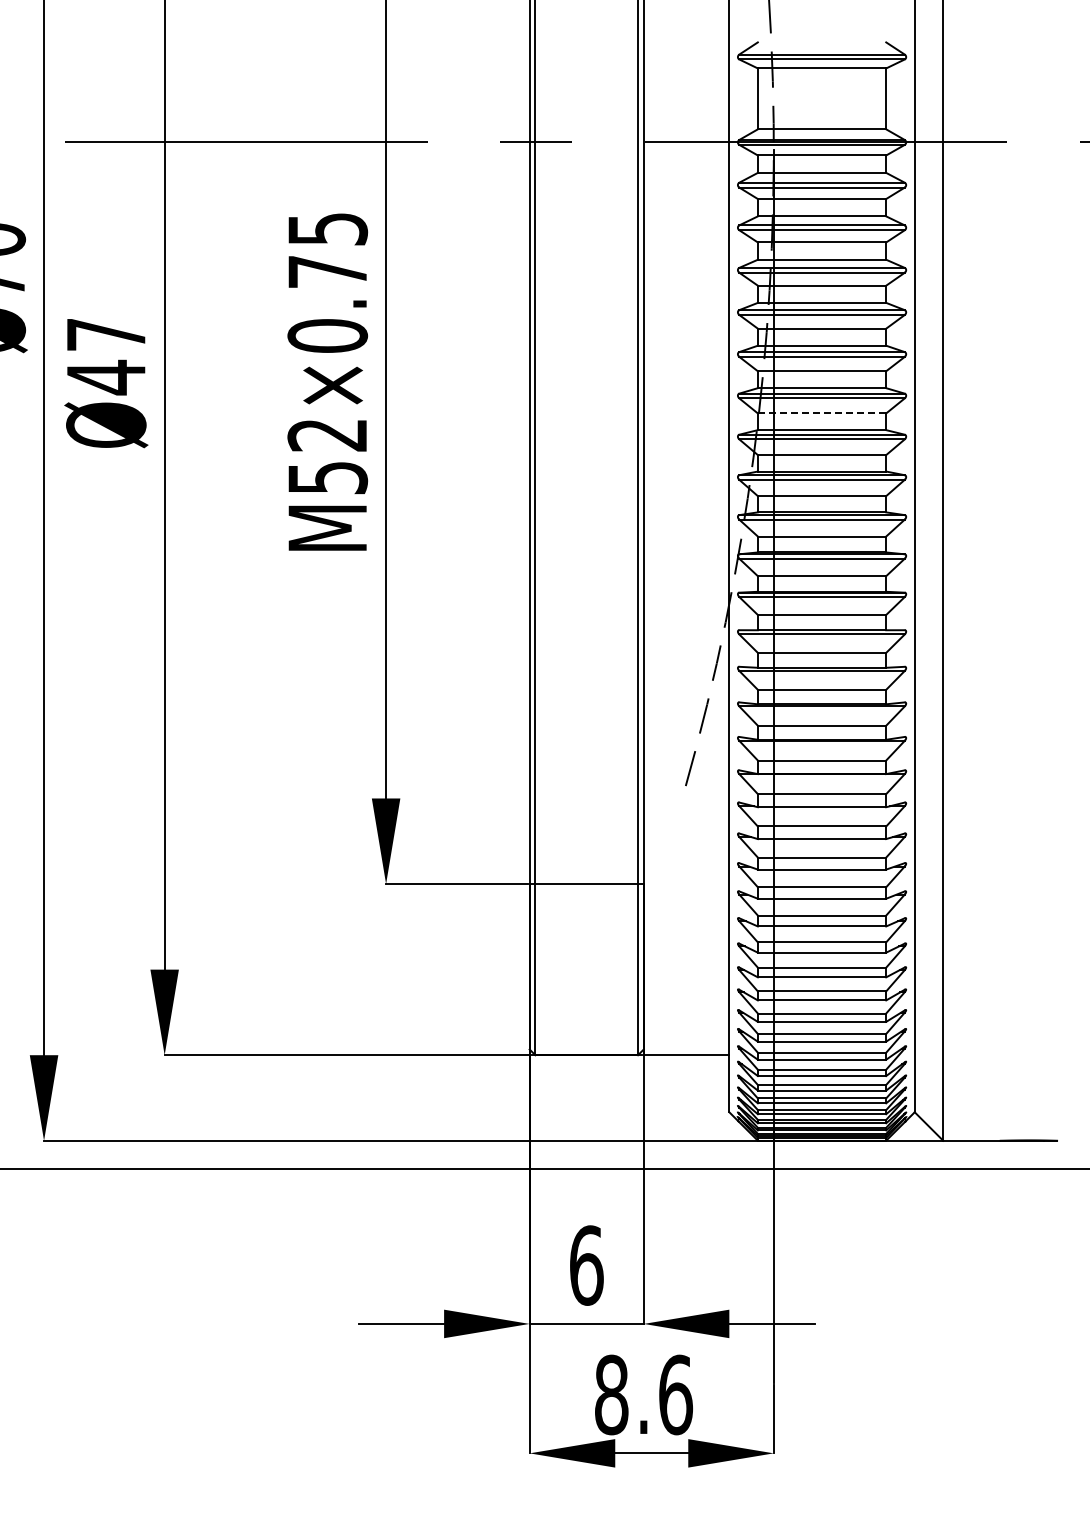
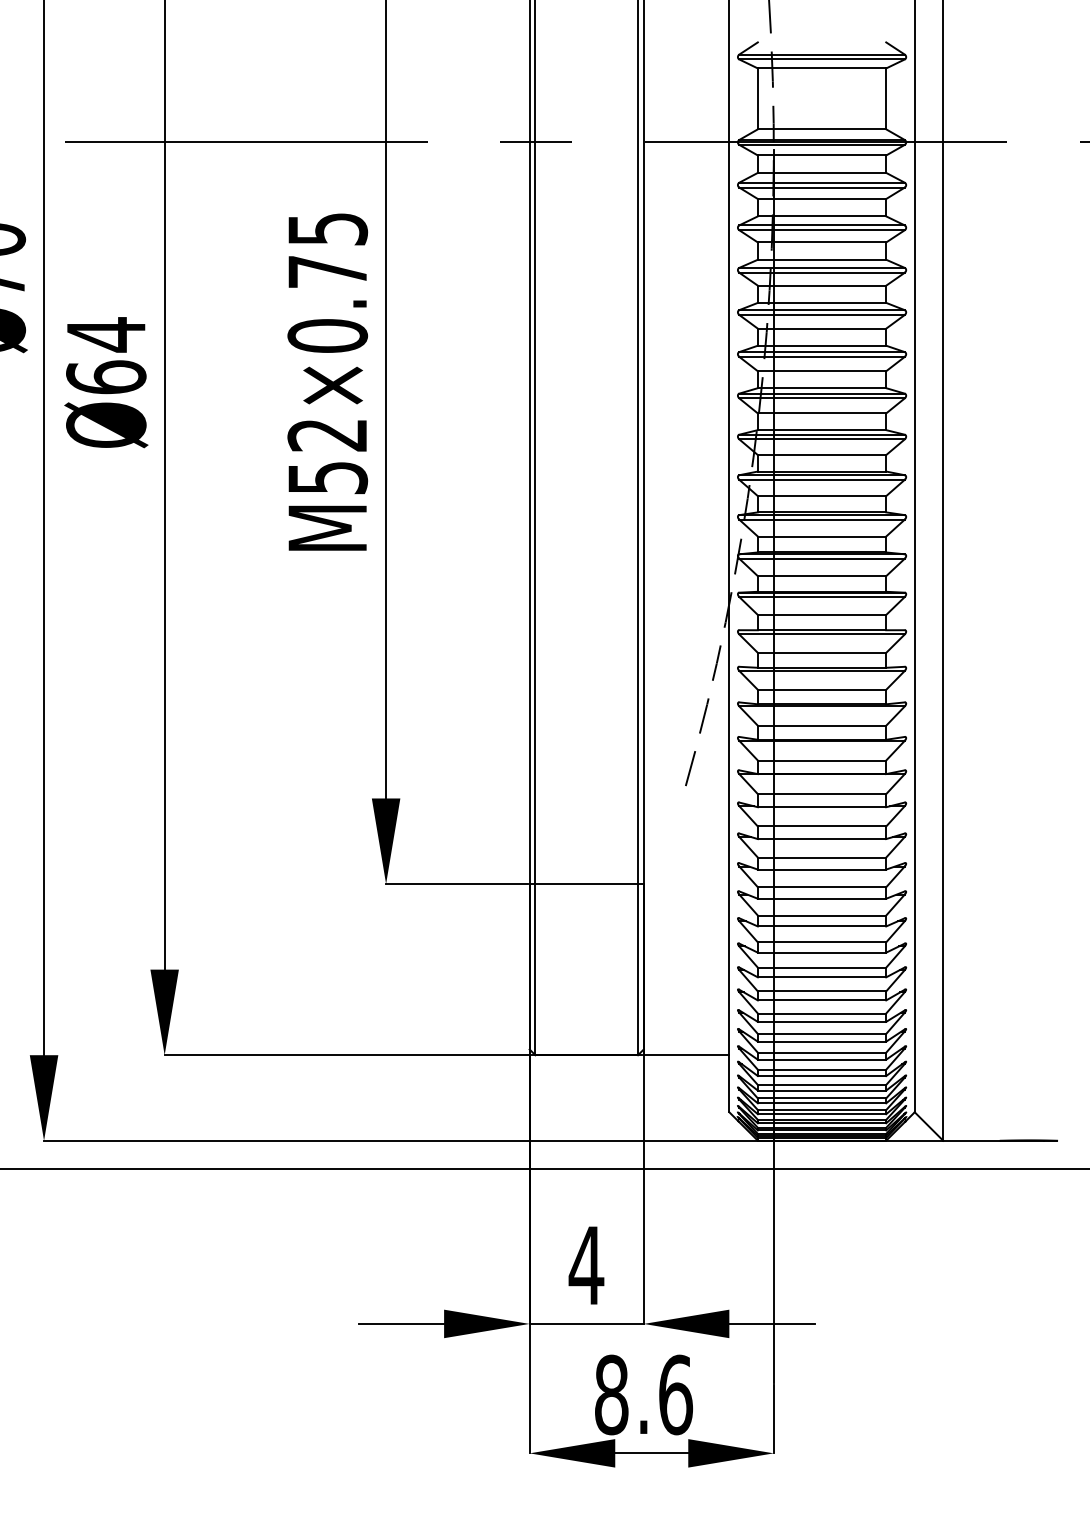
text: Ø47 -> Ø64 (106, 356)
line: dashed -> solid (821, 413)
text: 6 -> 4 (586, 1265)
